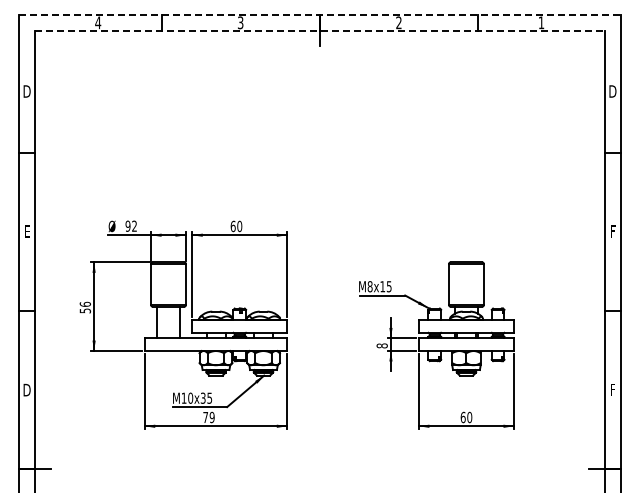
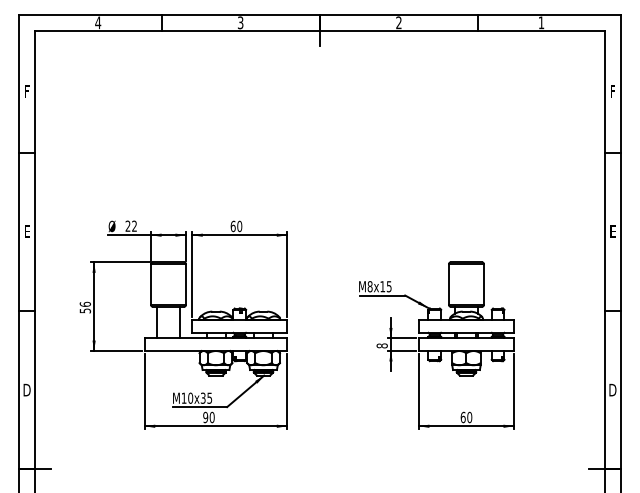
line: dashed -> solid (320, 14)
line: dashed -> solid (320, 30)
text: D -> F (26, 91)
text: D -> F (612, 91)
text: 92 -> 22 (127, 225)
text: F -> E (612, 231)
text: F -> D (612, 389)
text: 79 -> 90 (208, 417)
